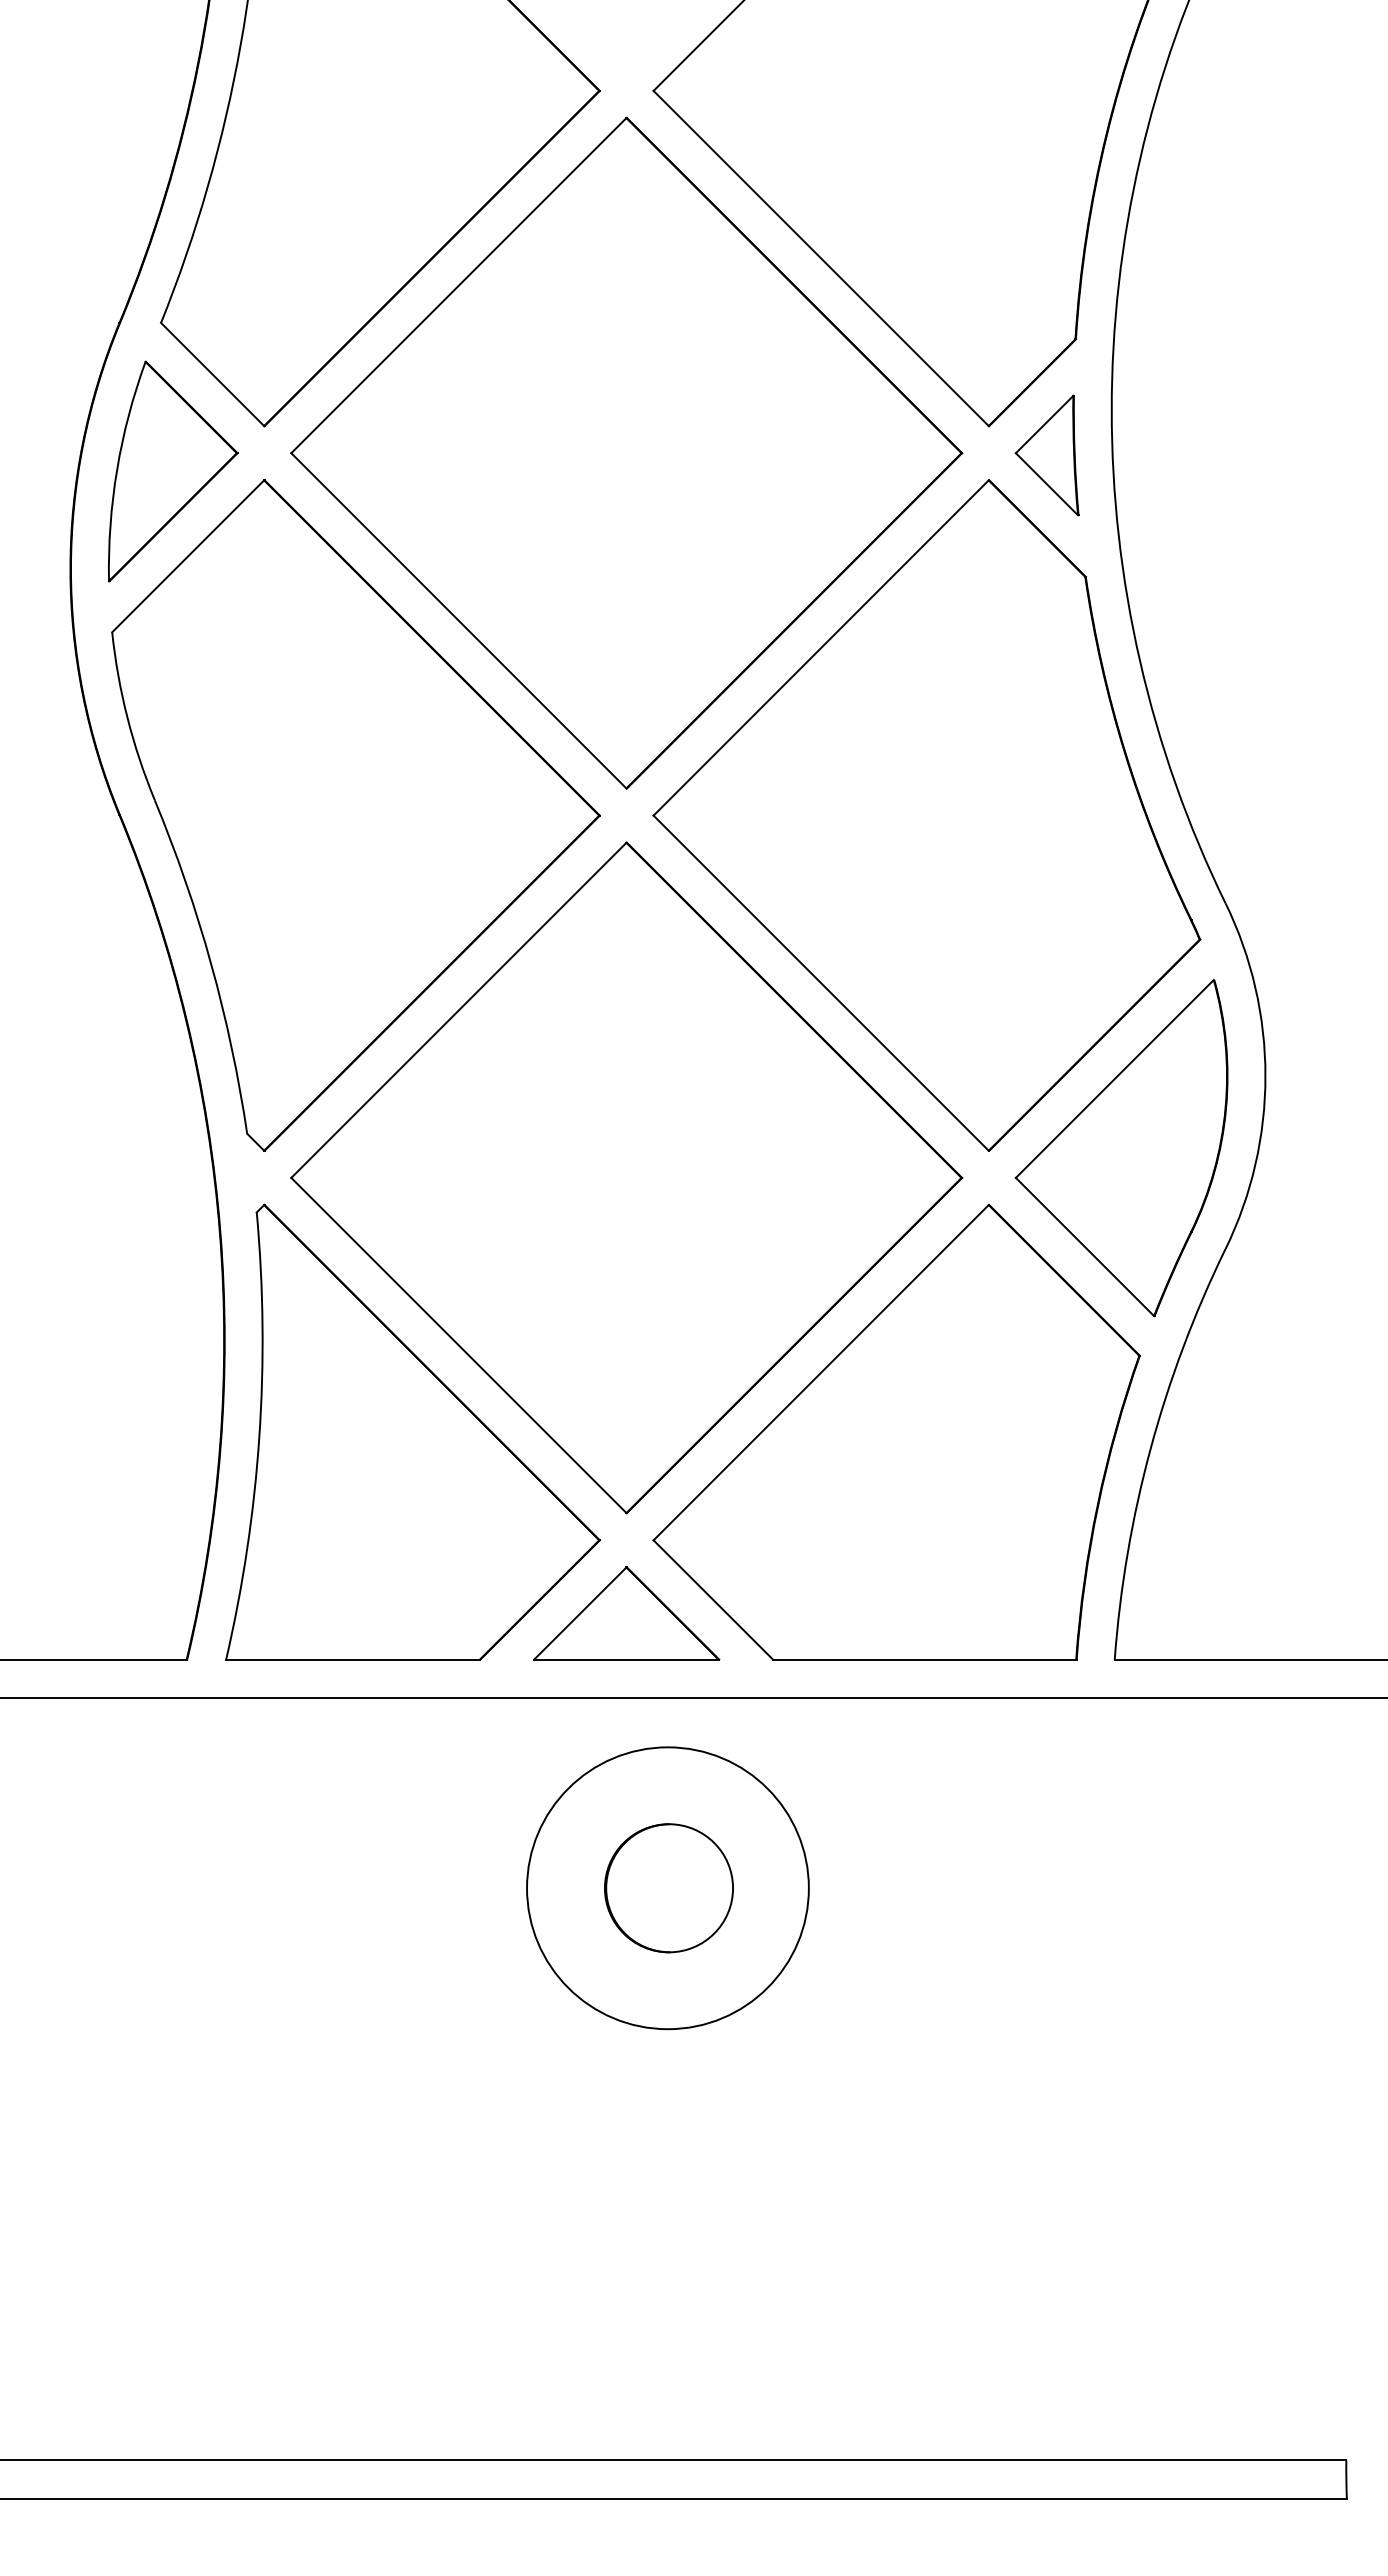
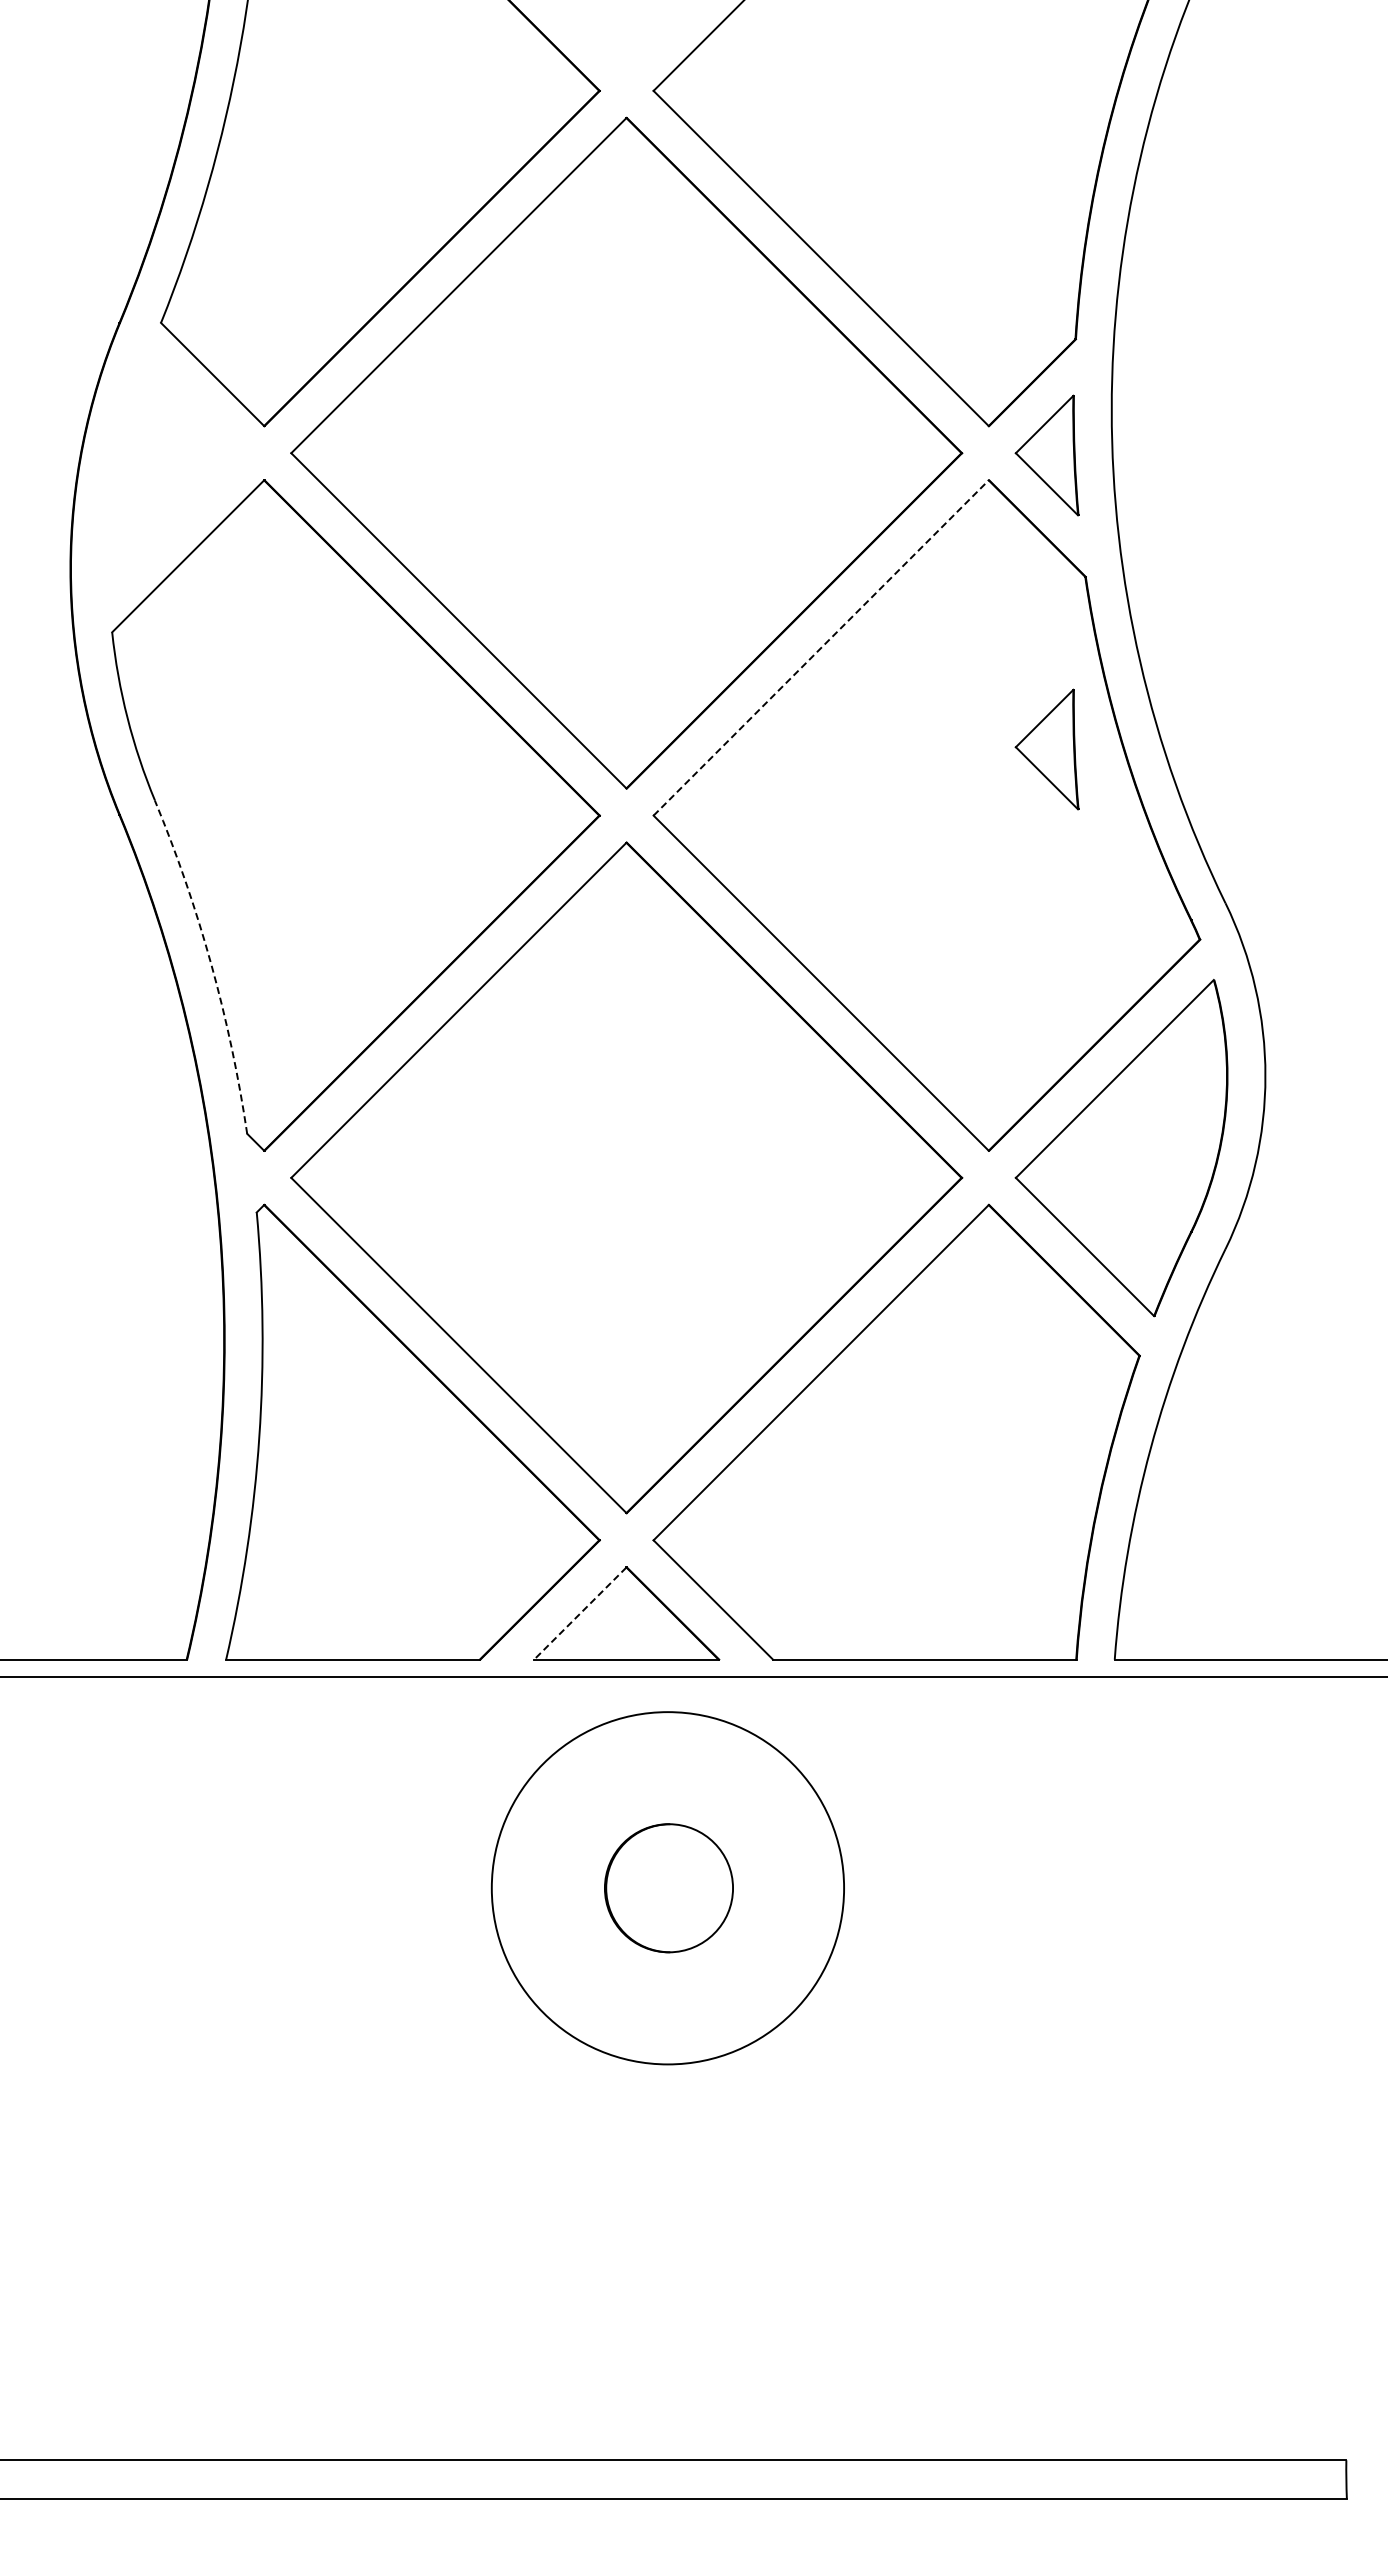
part: present -> none (173, 471)
line: solid -> dashed (821, 647)
part: none -> present (1046, 749)
arc: solid -> dashed (211, 964)
line: solid -> dashed (579, 1613)
line position: (693, 1698) -> (693, 1677) (693, 1677)
circle diameter: 282 px -> 352 px (667, 1888)
